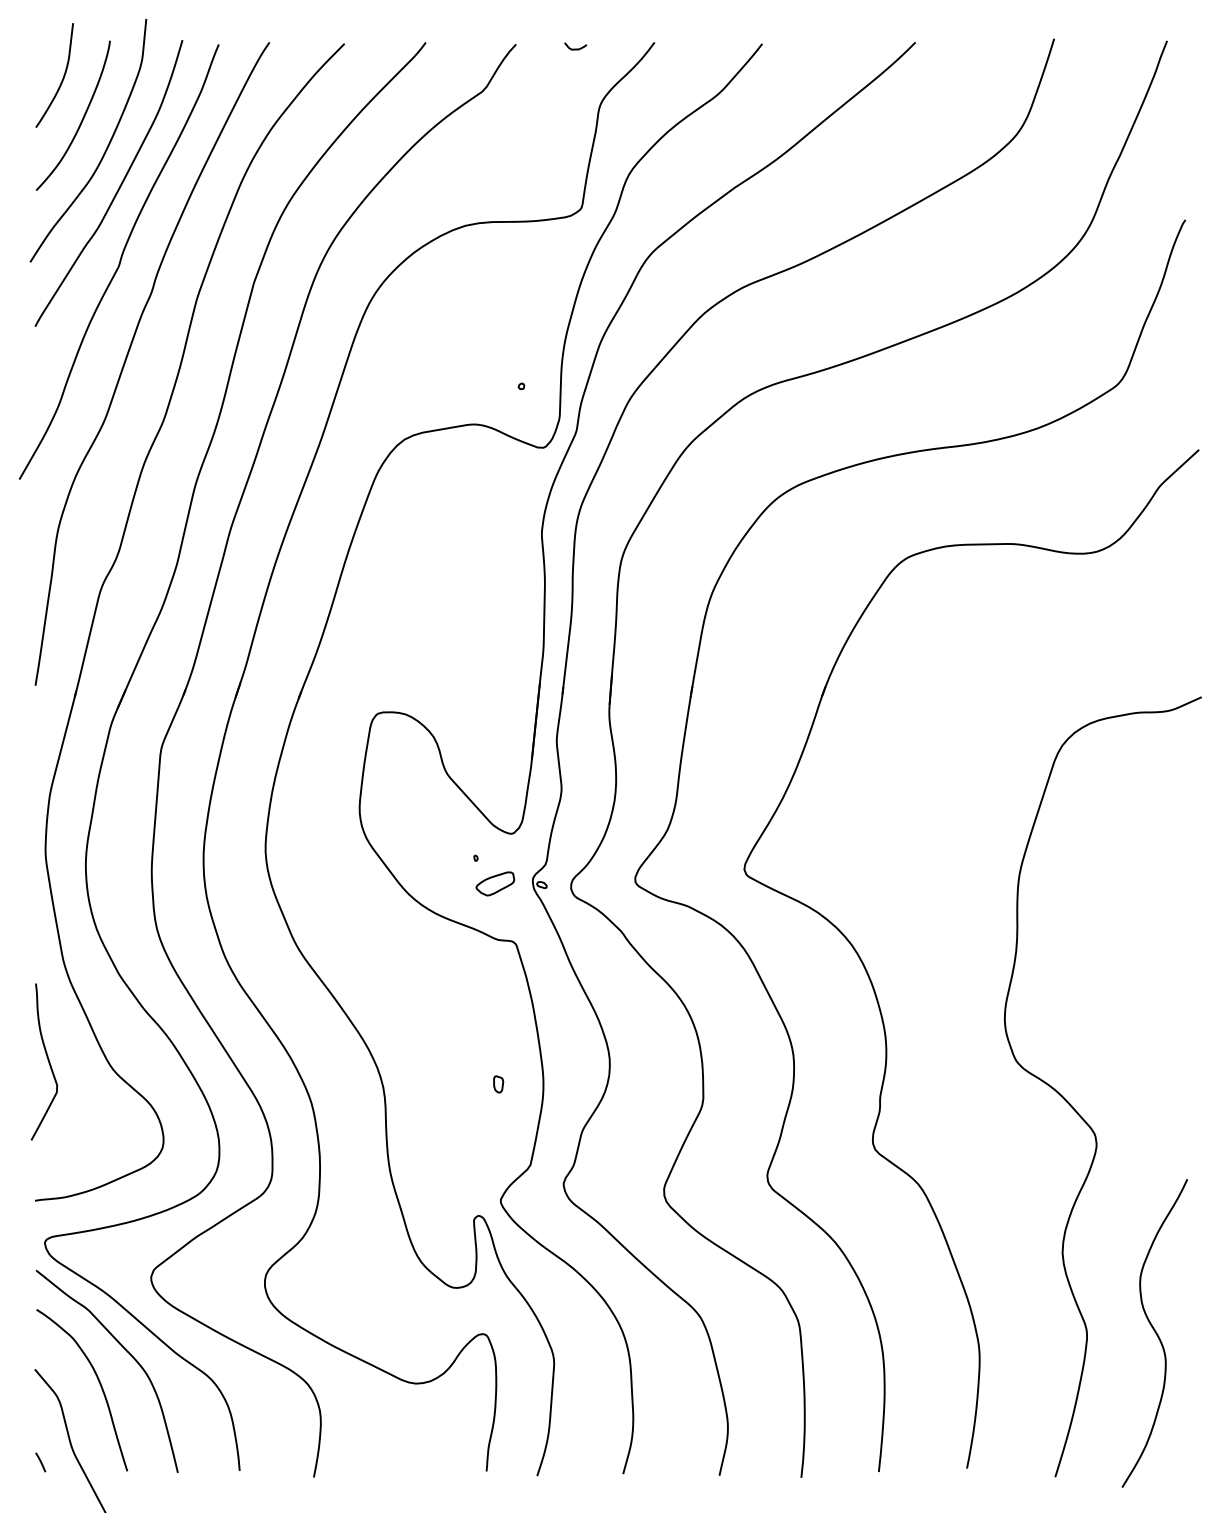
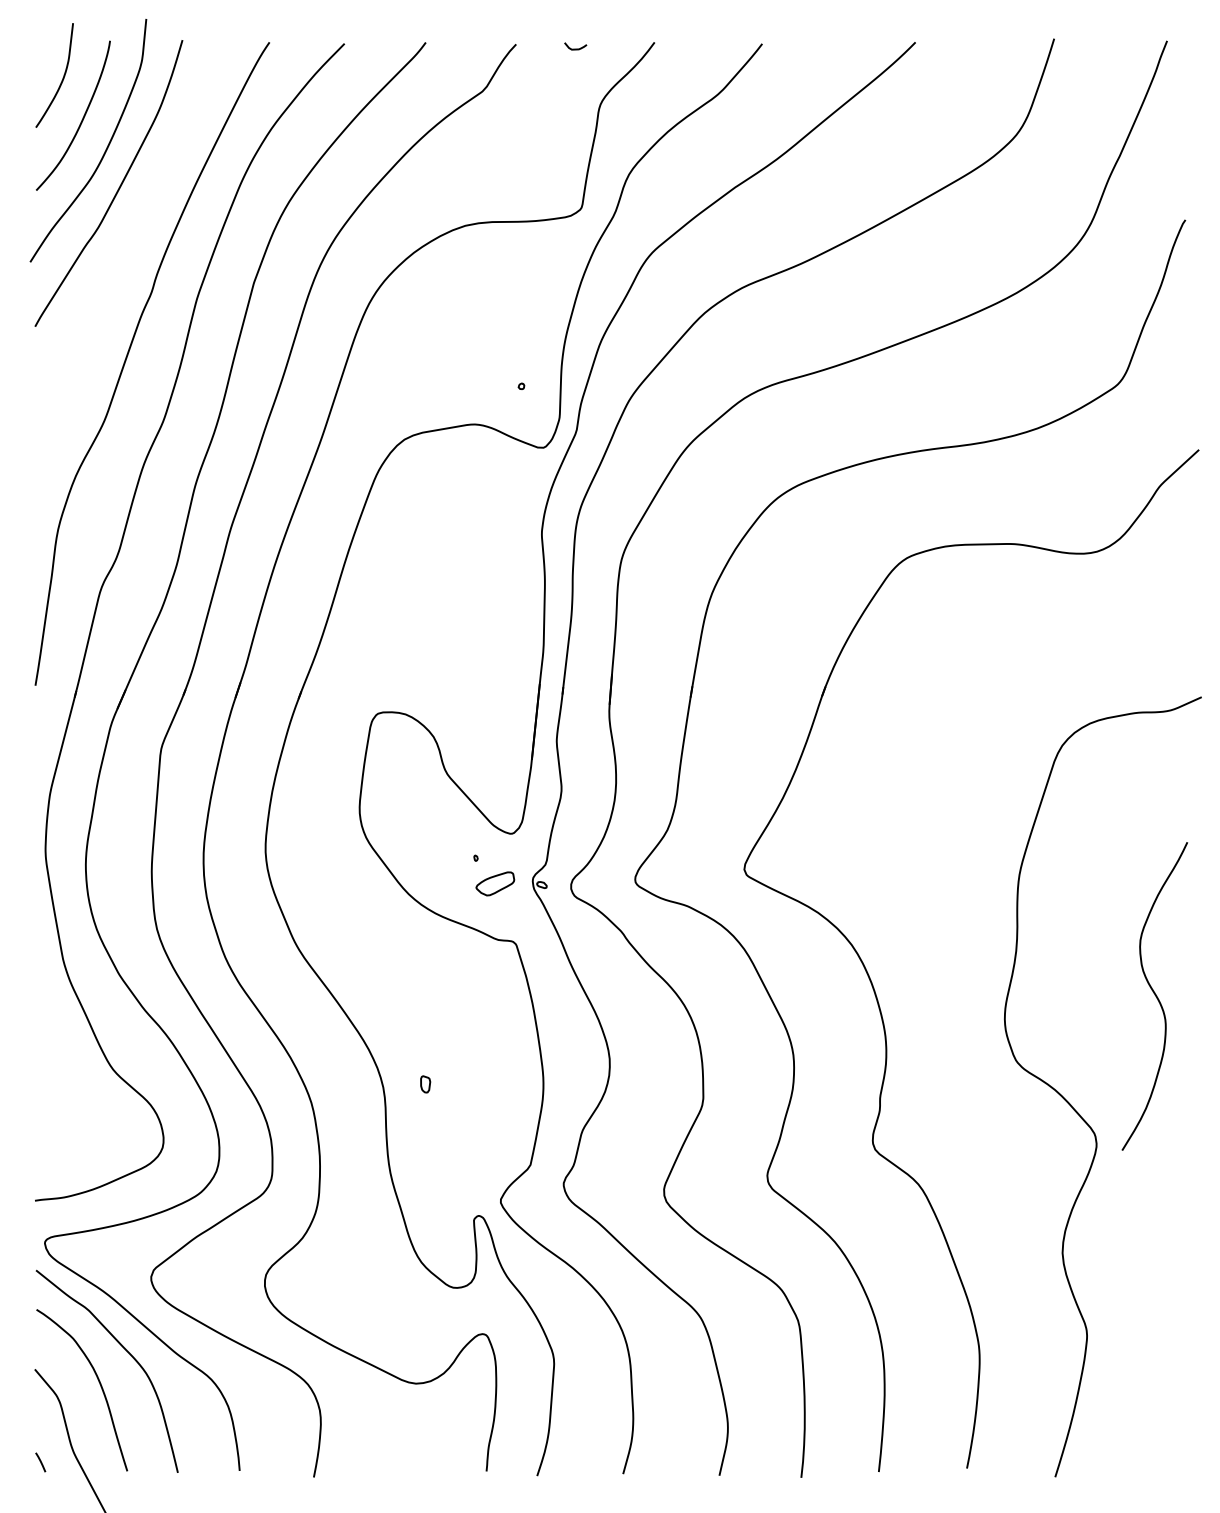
curve: present -> none (119, 261)
curve: present -> none (47, 1060)
part position: (498, 1084) -> (425, 1084) (425, 1084)
curve position: (1154, 1332) -> (1154, 995) (1154, 995)
